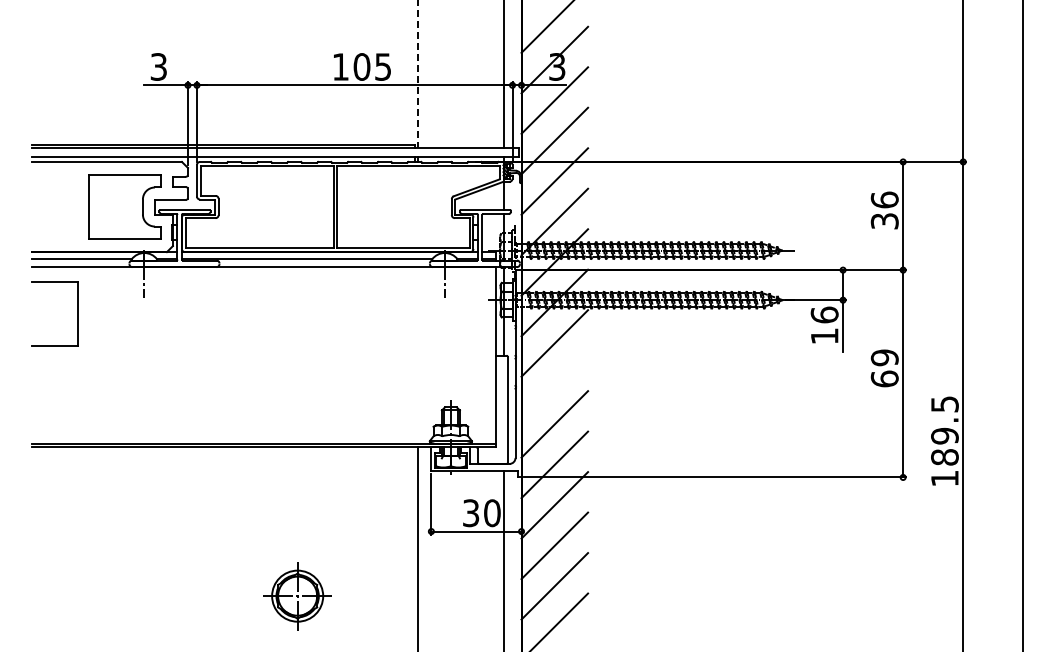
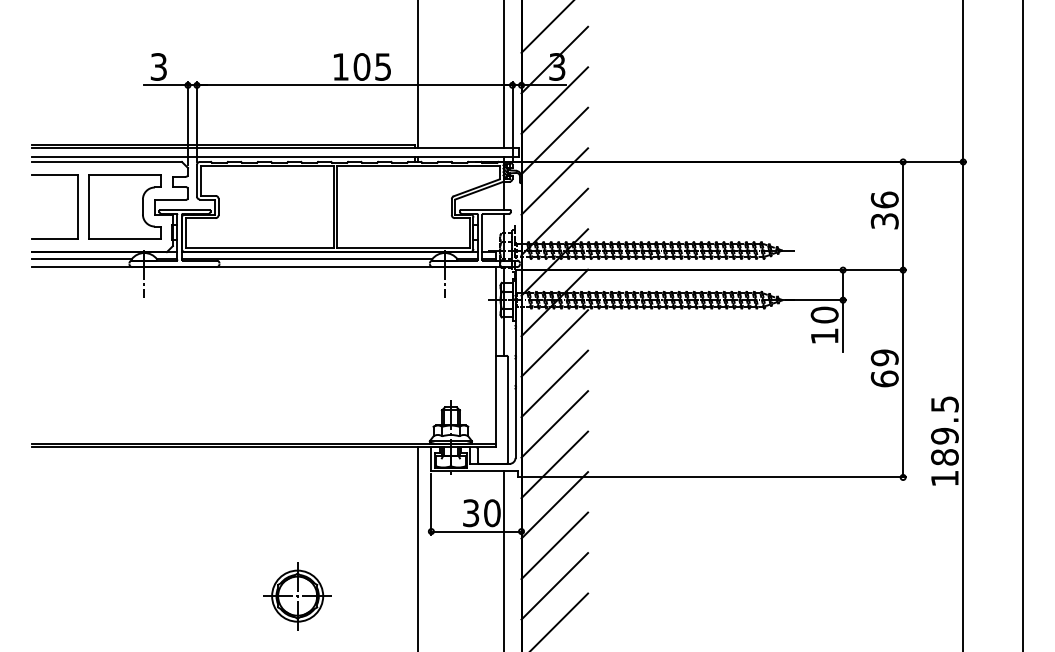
line: dashed -> solid (417, 74)
part position: (77, 313) -> (77, 206) (77, 206)
text: 16 -> 10 (824, 314)
line: none -> present (554, 383)
